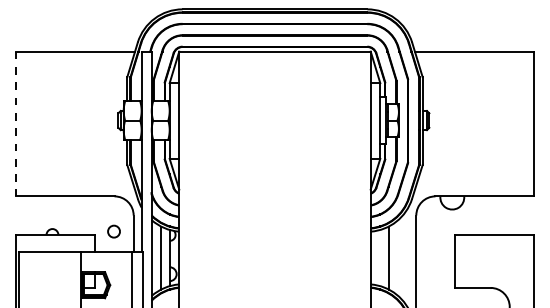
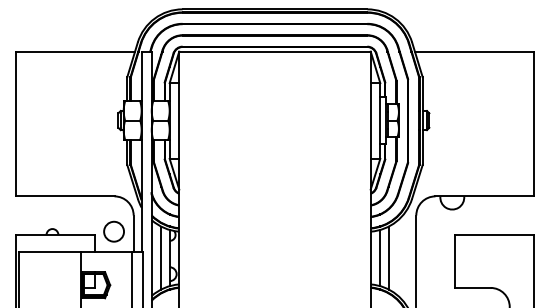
line: dashed -> solid (16, 124)
circle size: 14x15 px -> 22x23 px (113, 231)
line: none -> present (380, 257)
